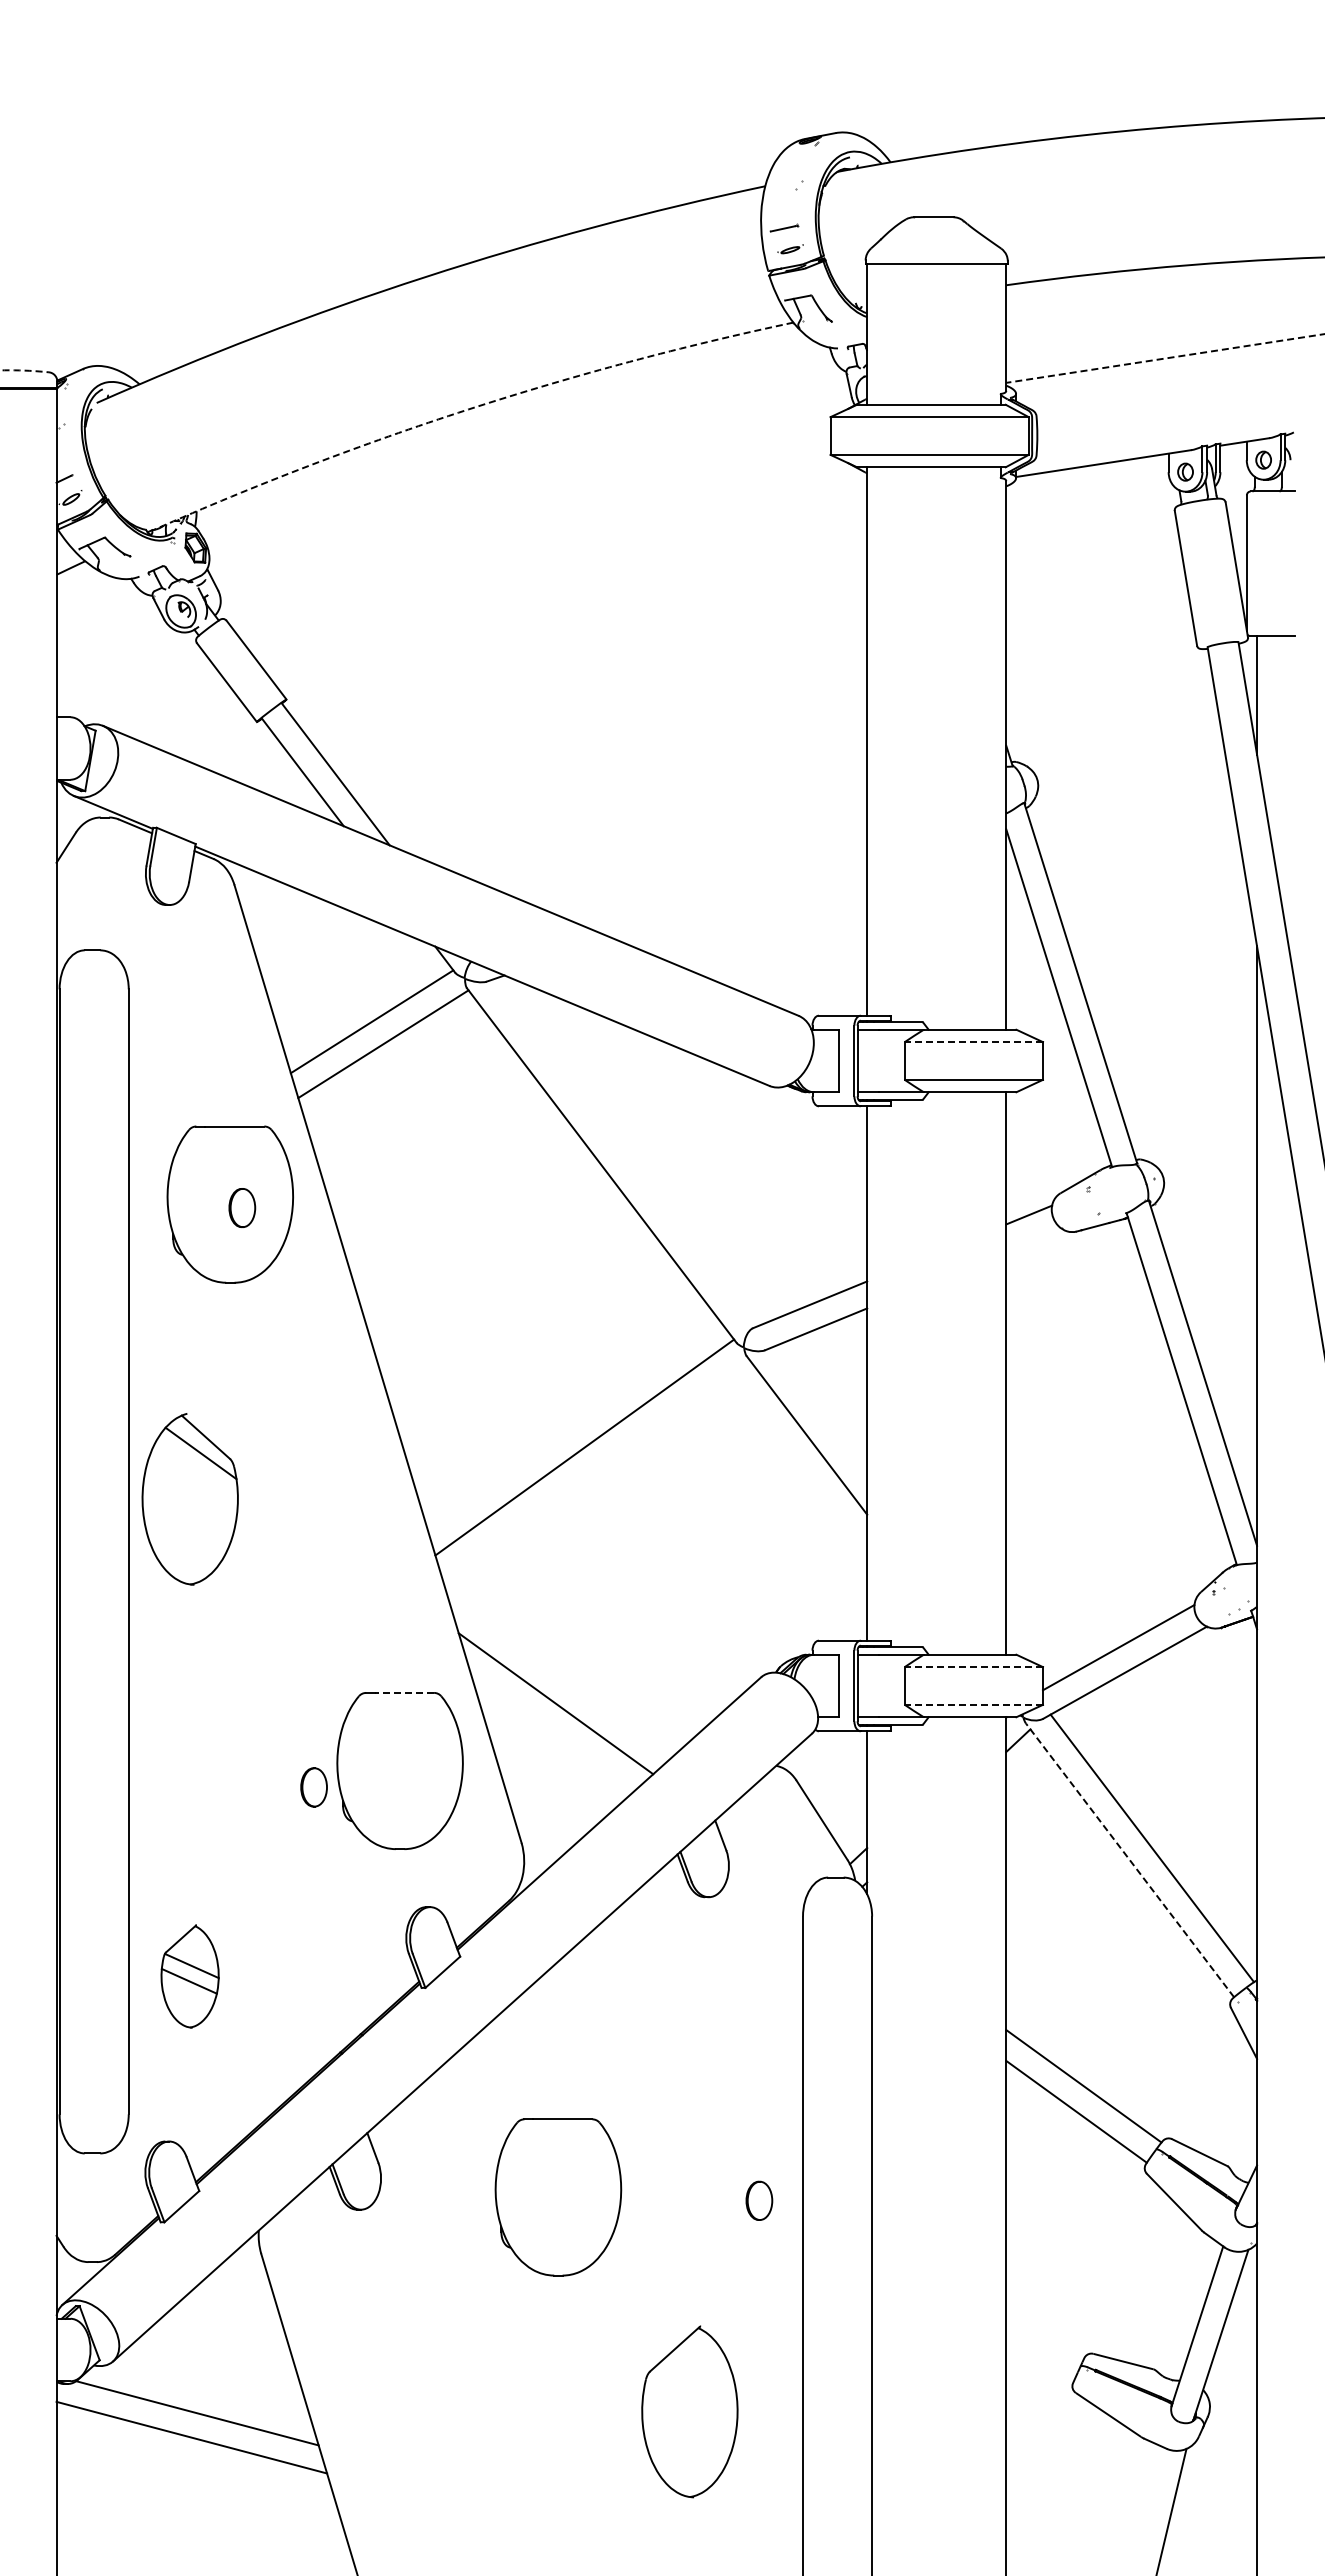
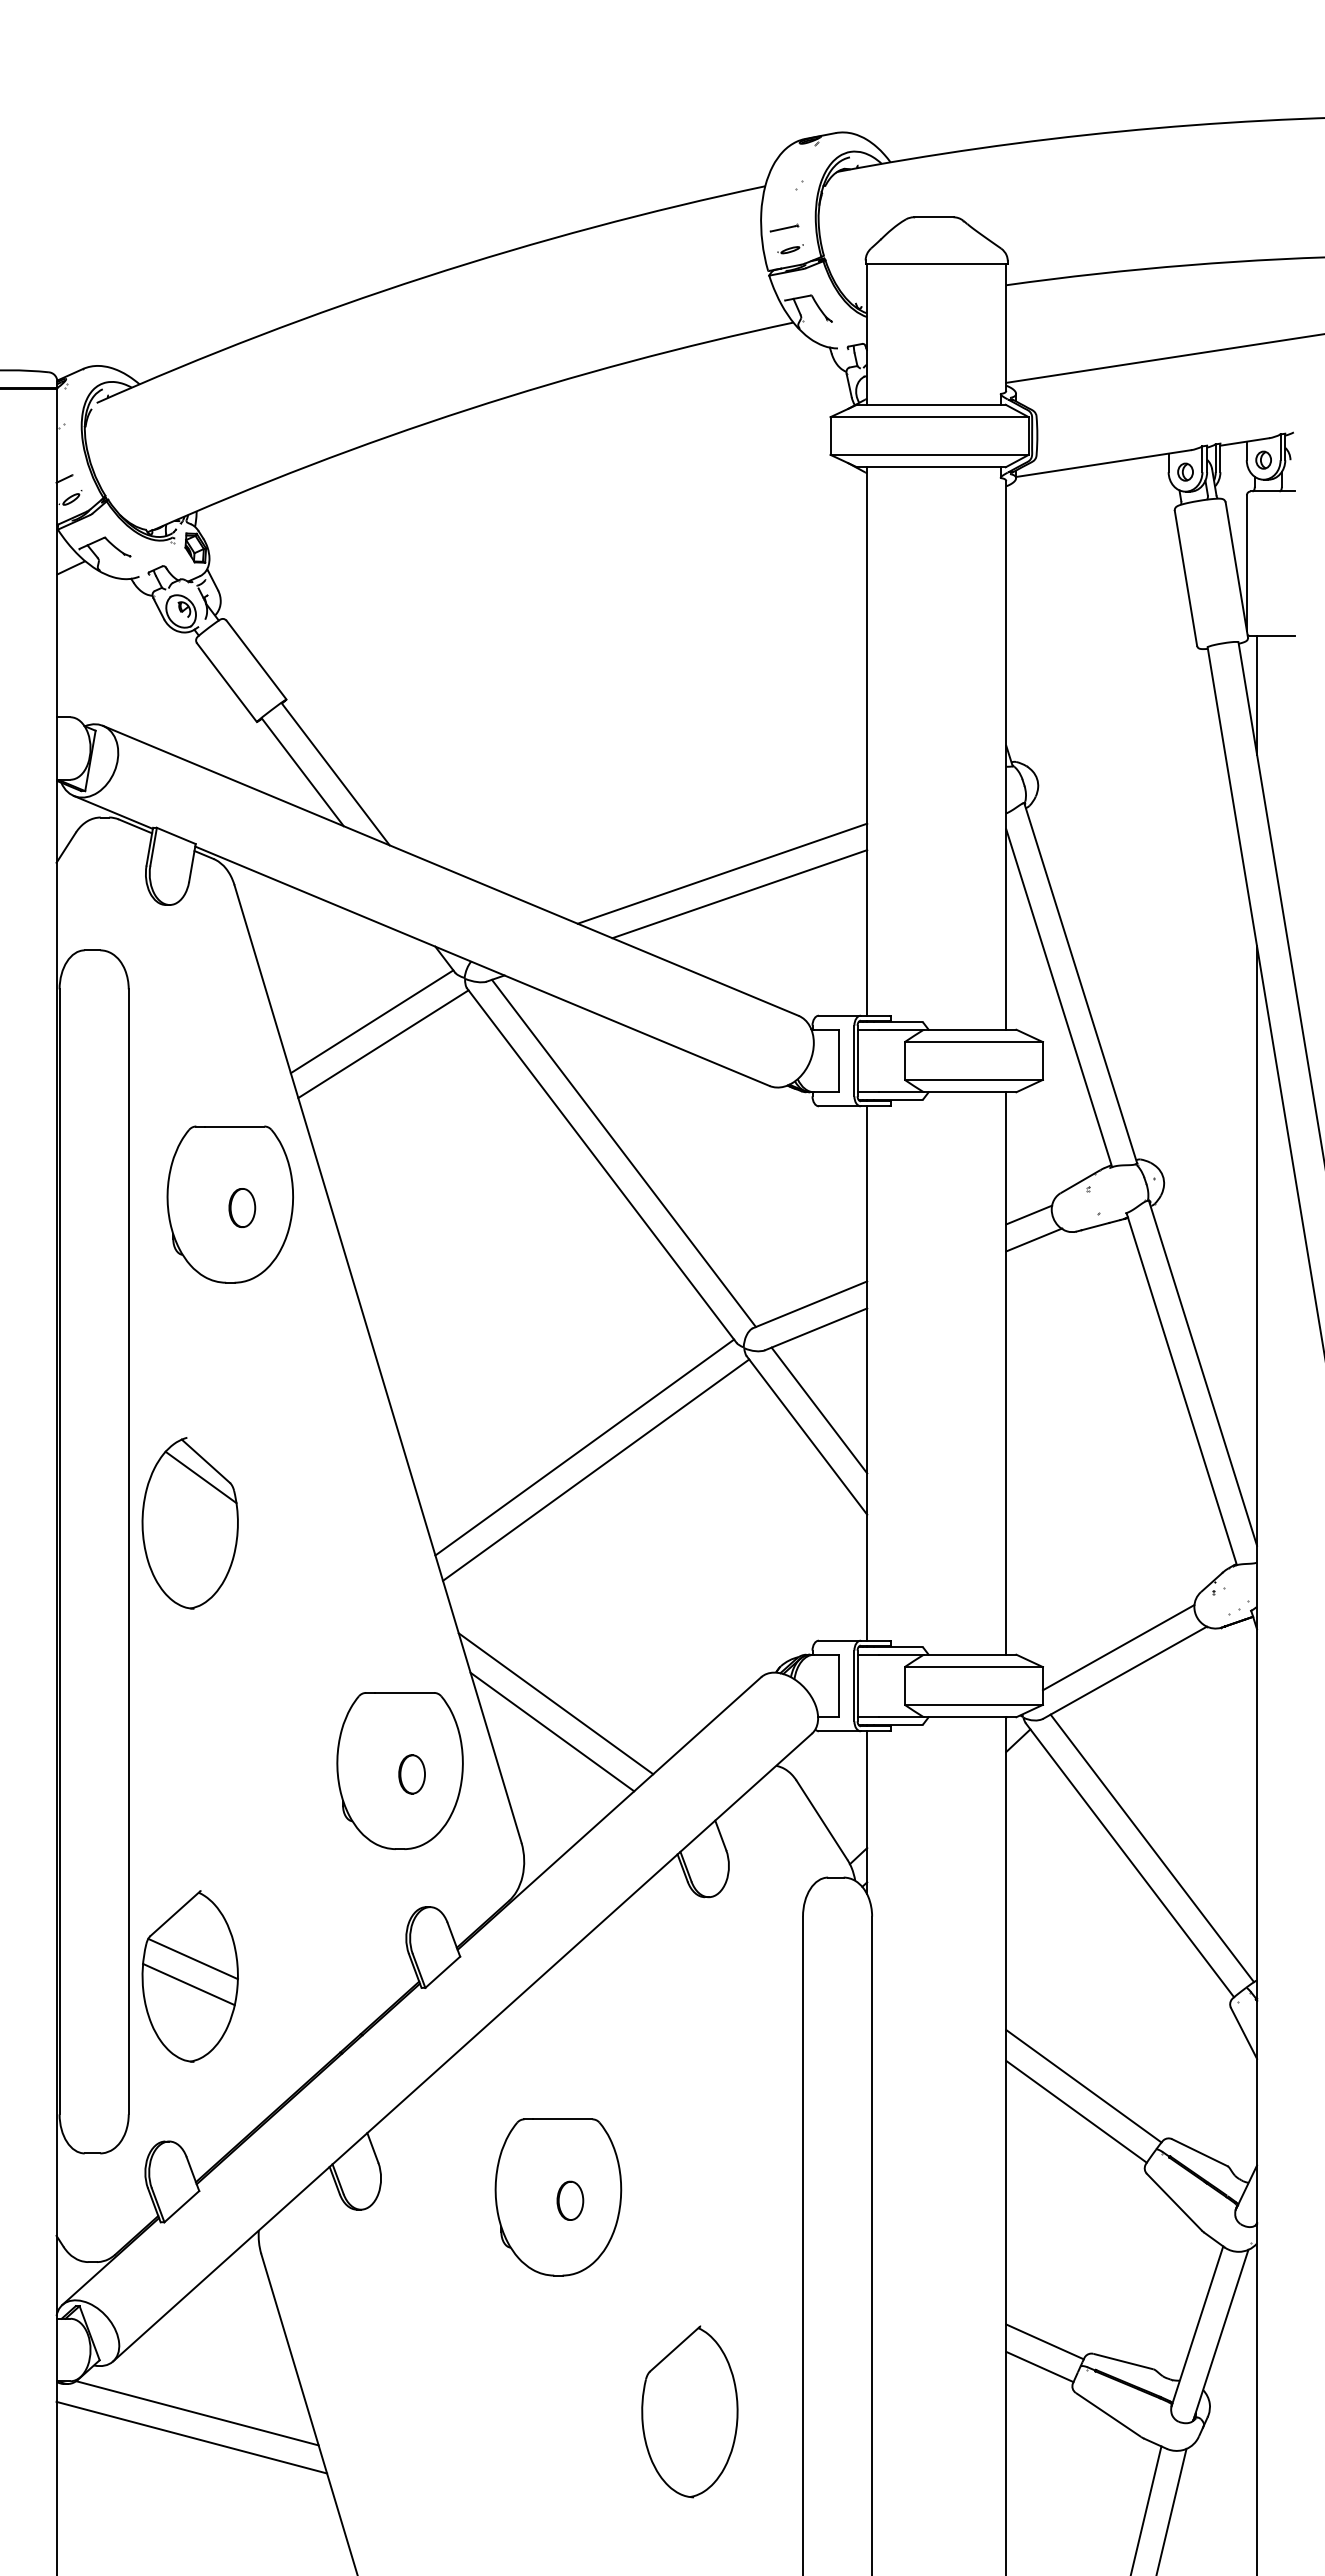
line: dashed -> solid (1165, 358)
line: dashed -> solid (25, 370)
line: dashed -> solid (468, 409)
line: none -> present (722, 873)
line: none -> present (739, 894)
line: dashed -> solid (973, 1042)
line: none -> present (623, 1153)
line: none -> present (1033, 1239)
line: none -> present (819, 1410)
line: none -> present (596, 1469)
part position: (189, 1499) -> (189, 1523) (189, 1523)
line: dashed -> solid (973, 1667)
line: dashed -> solid (404, 1692)
line: dashed -> solid (973, 1704)
line: none -> present (552, 1731)
part position: (313, 1787) -> (411, 1774) (411, 1774)
line: dashed -> solid (1130, 1860)
part size: 60x105 px -> 98x173 px (189, 1976)
part position: (759, 2200) -> (570, 2200) (570, 2200)
line: none -> present (1044, 2341)
line: none -> present (1039, 2366)
line: none -> present (1146, 2509)
